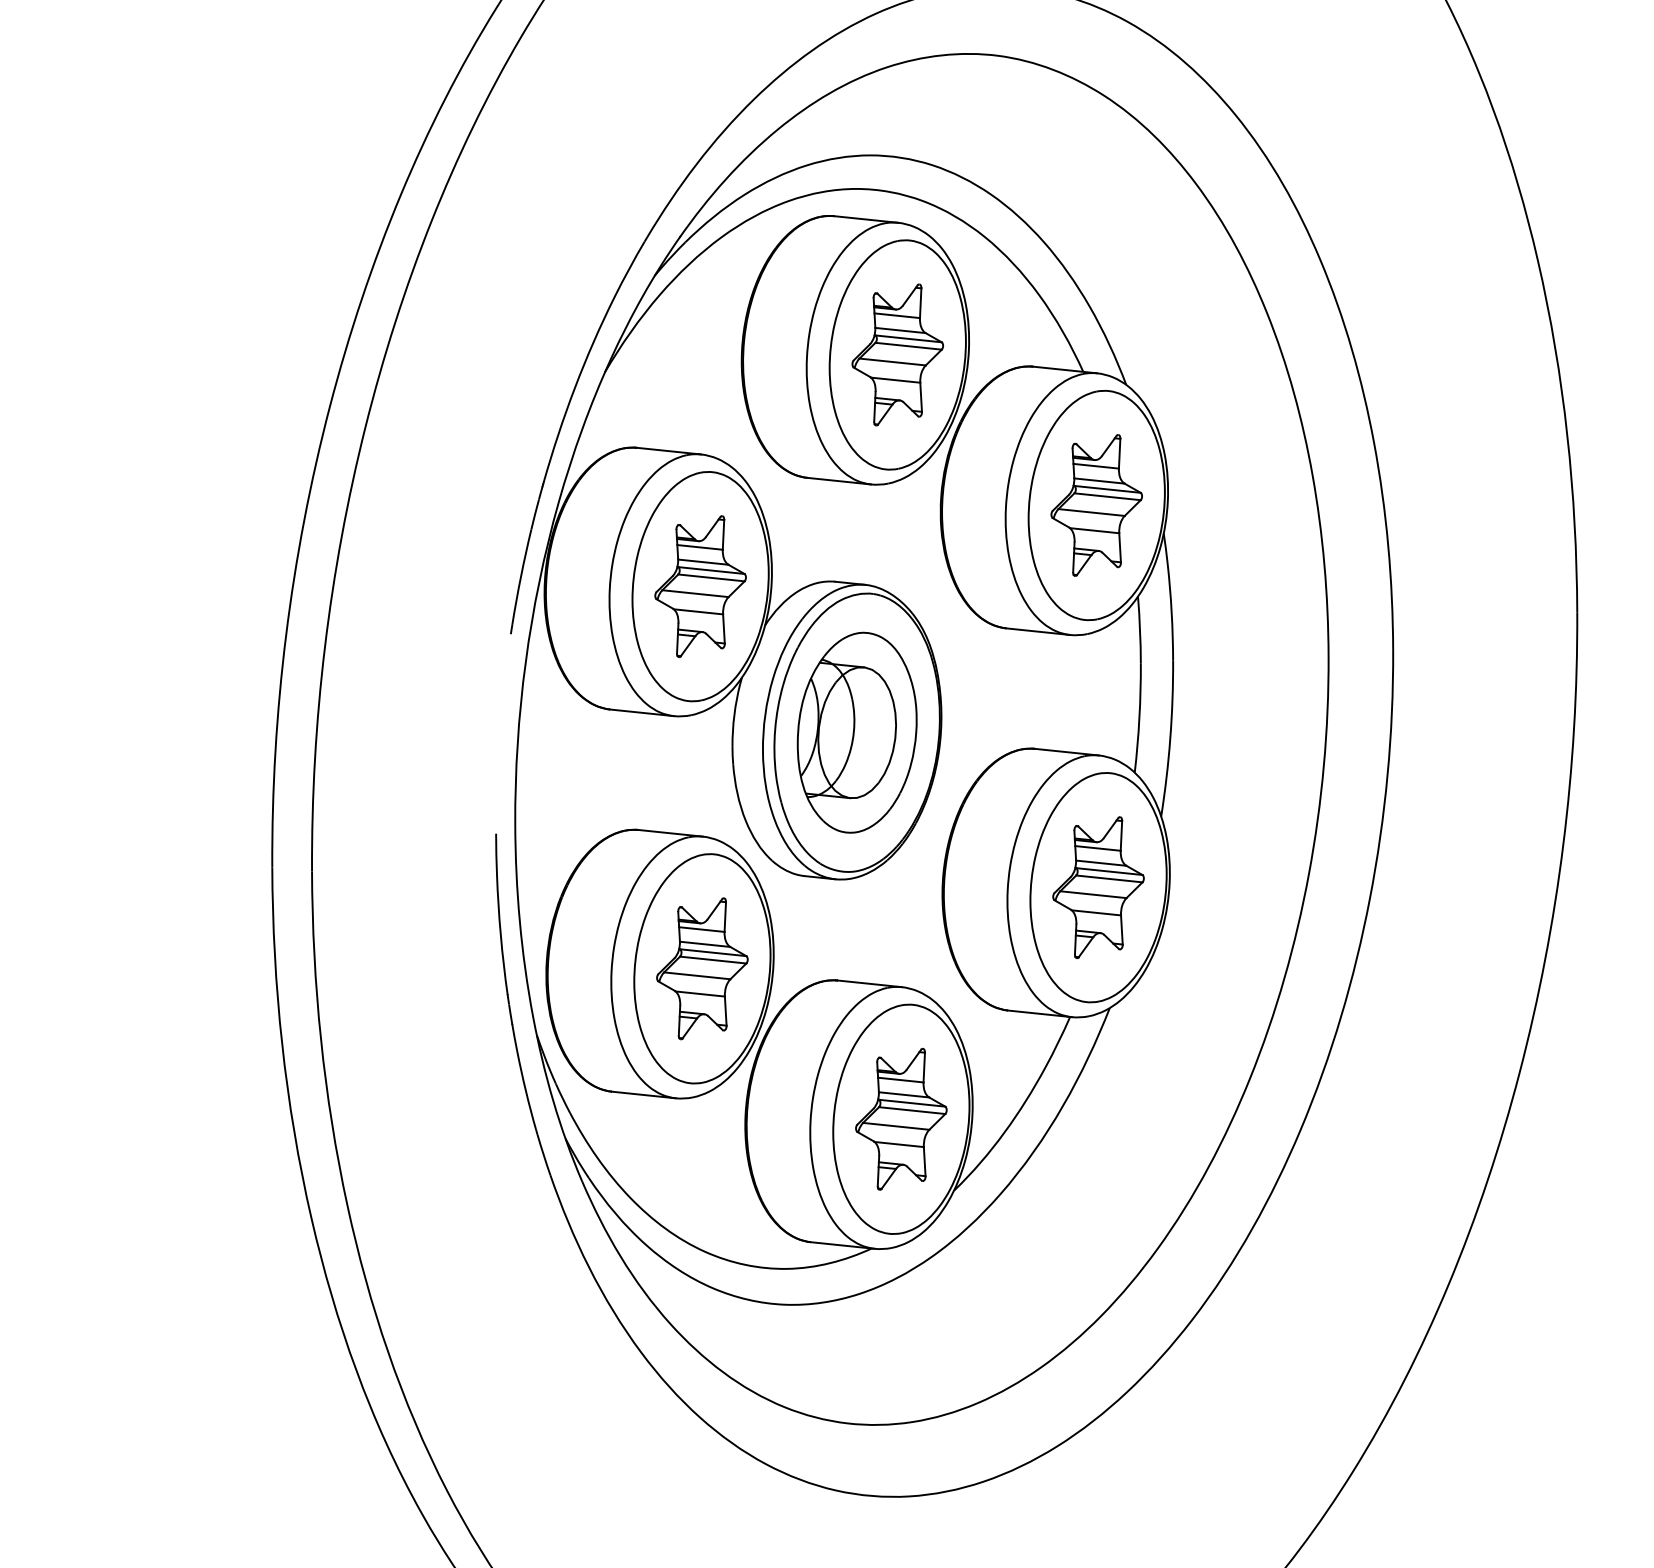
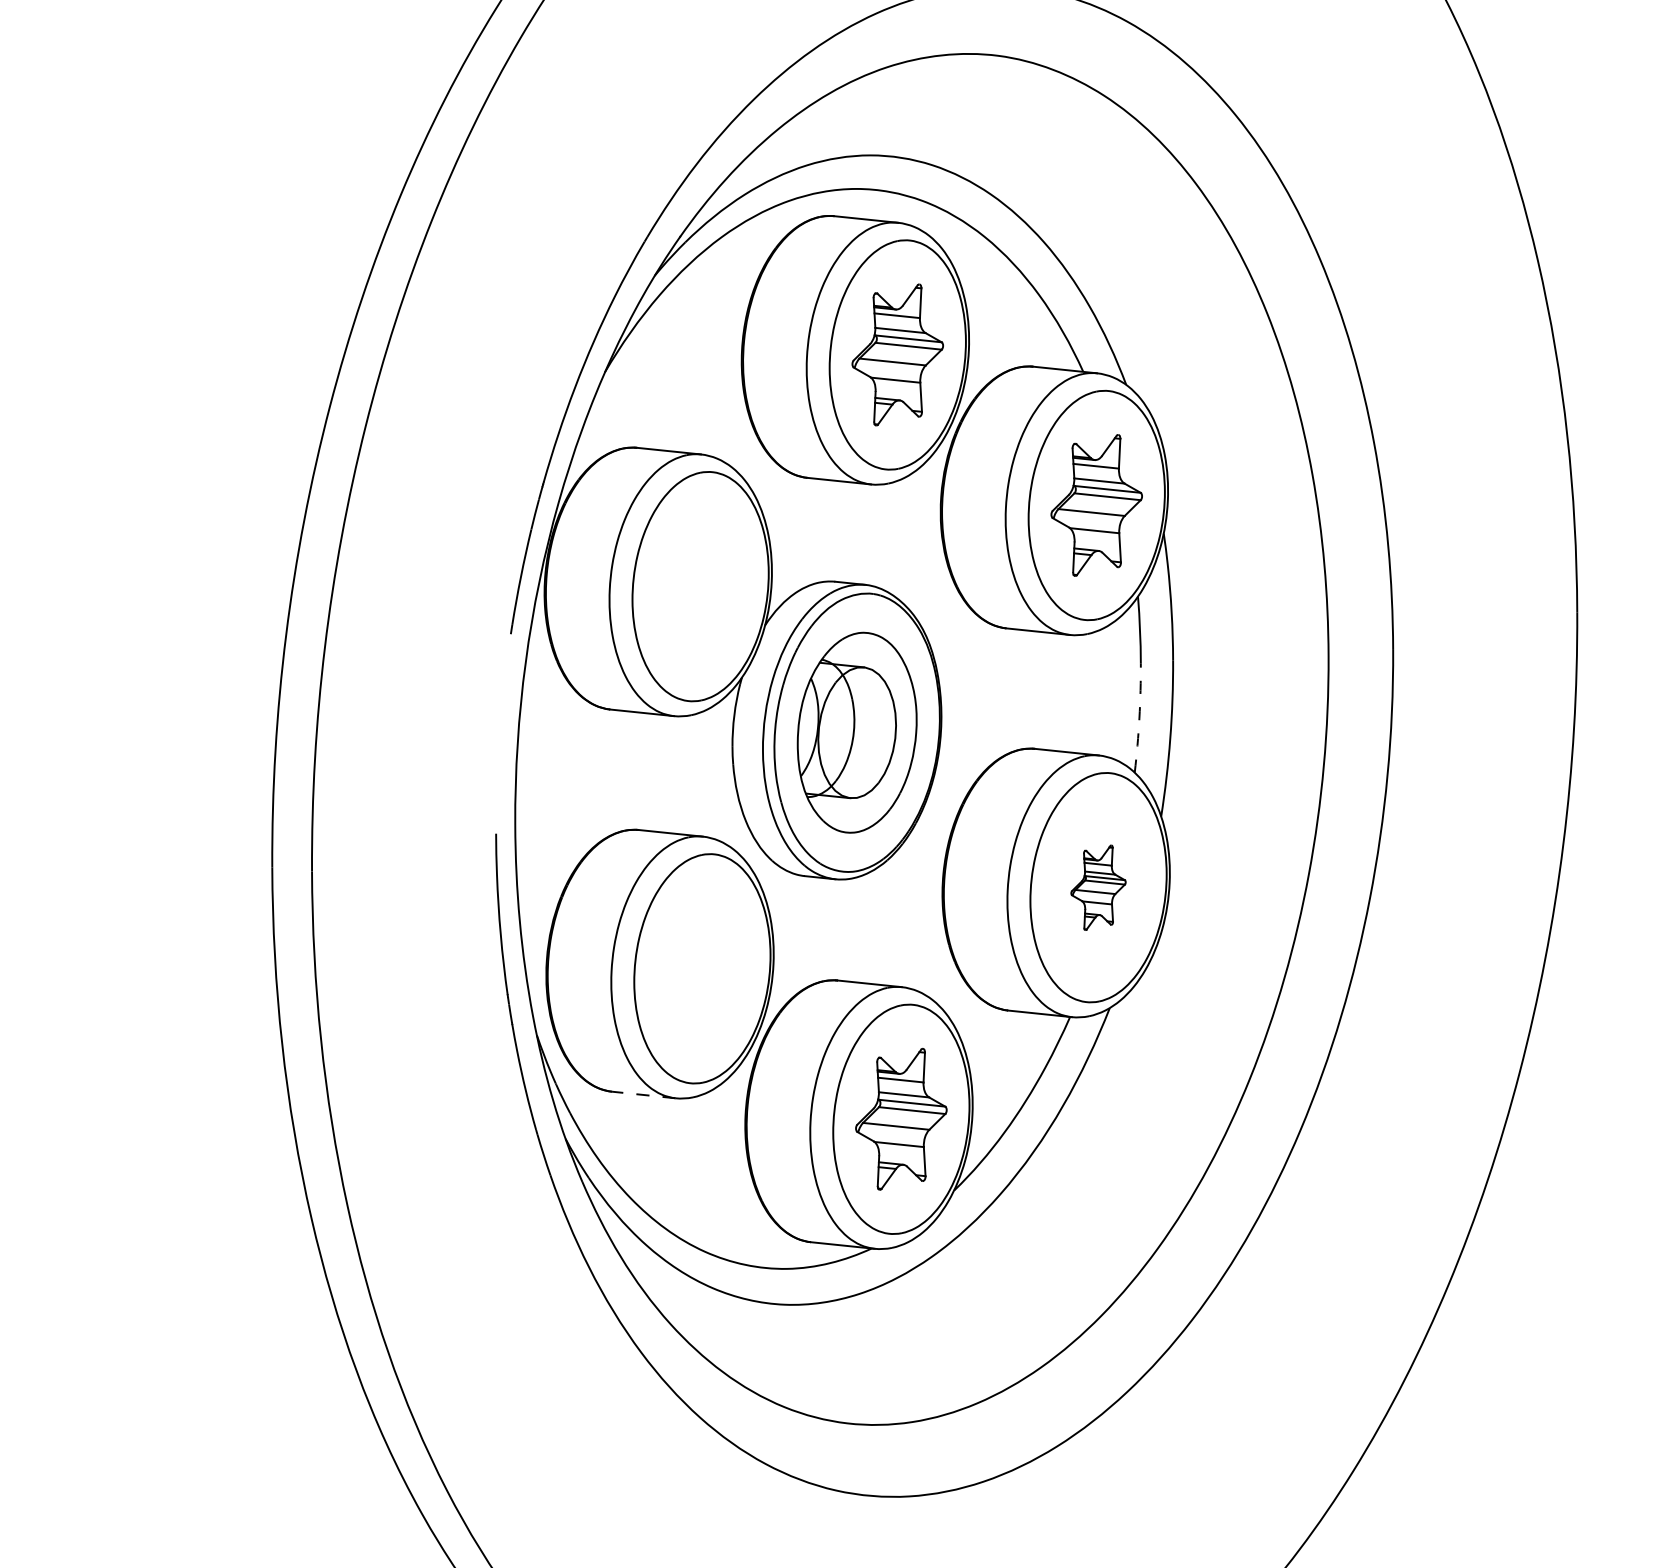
part: present -> none (700, 586)
arc: solid -> dashed (1139, 718)
part size: 93x144 px -> 57x87 px (1098, 887)
part: present -> none (702, 968)
line: solid -> dashed (643, 1095)
